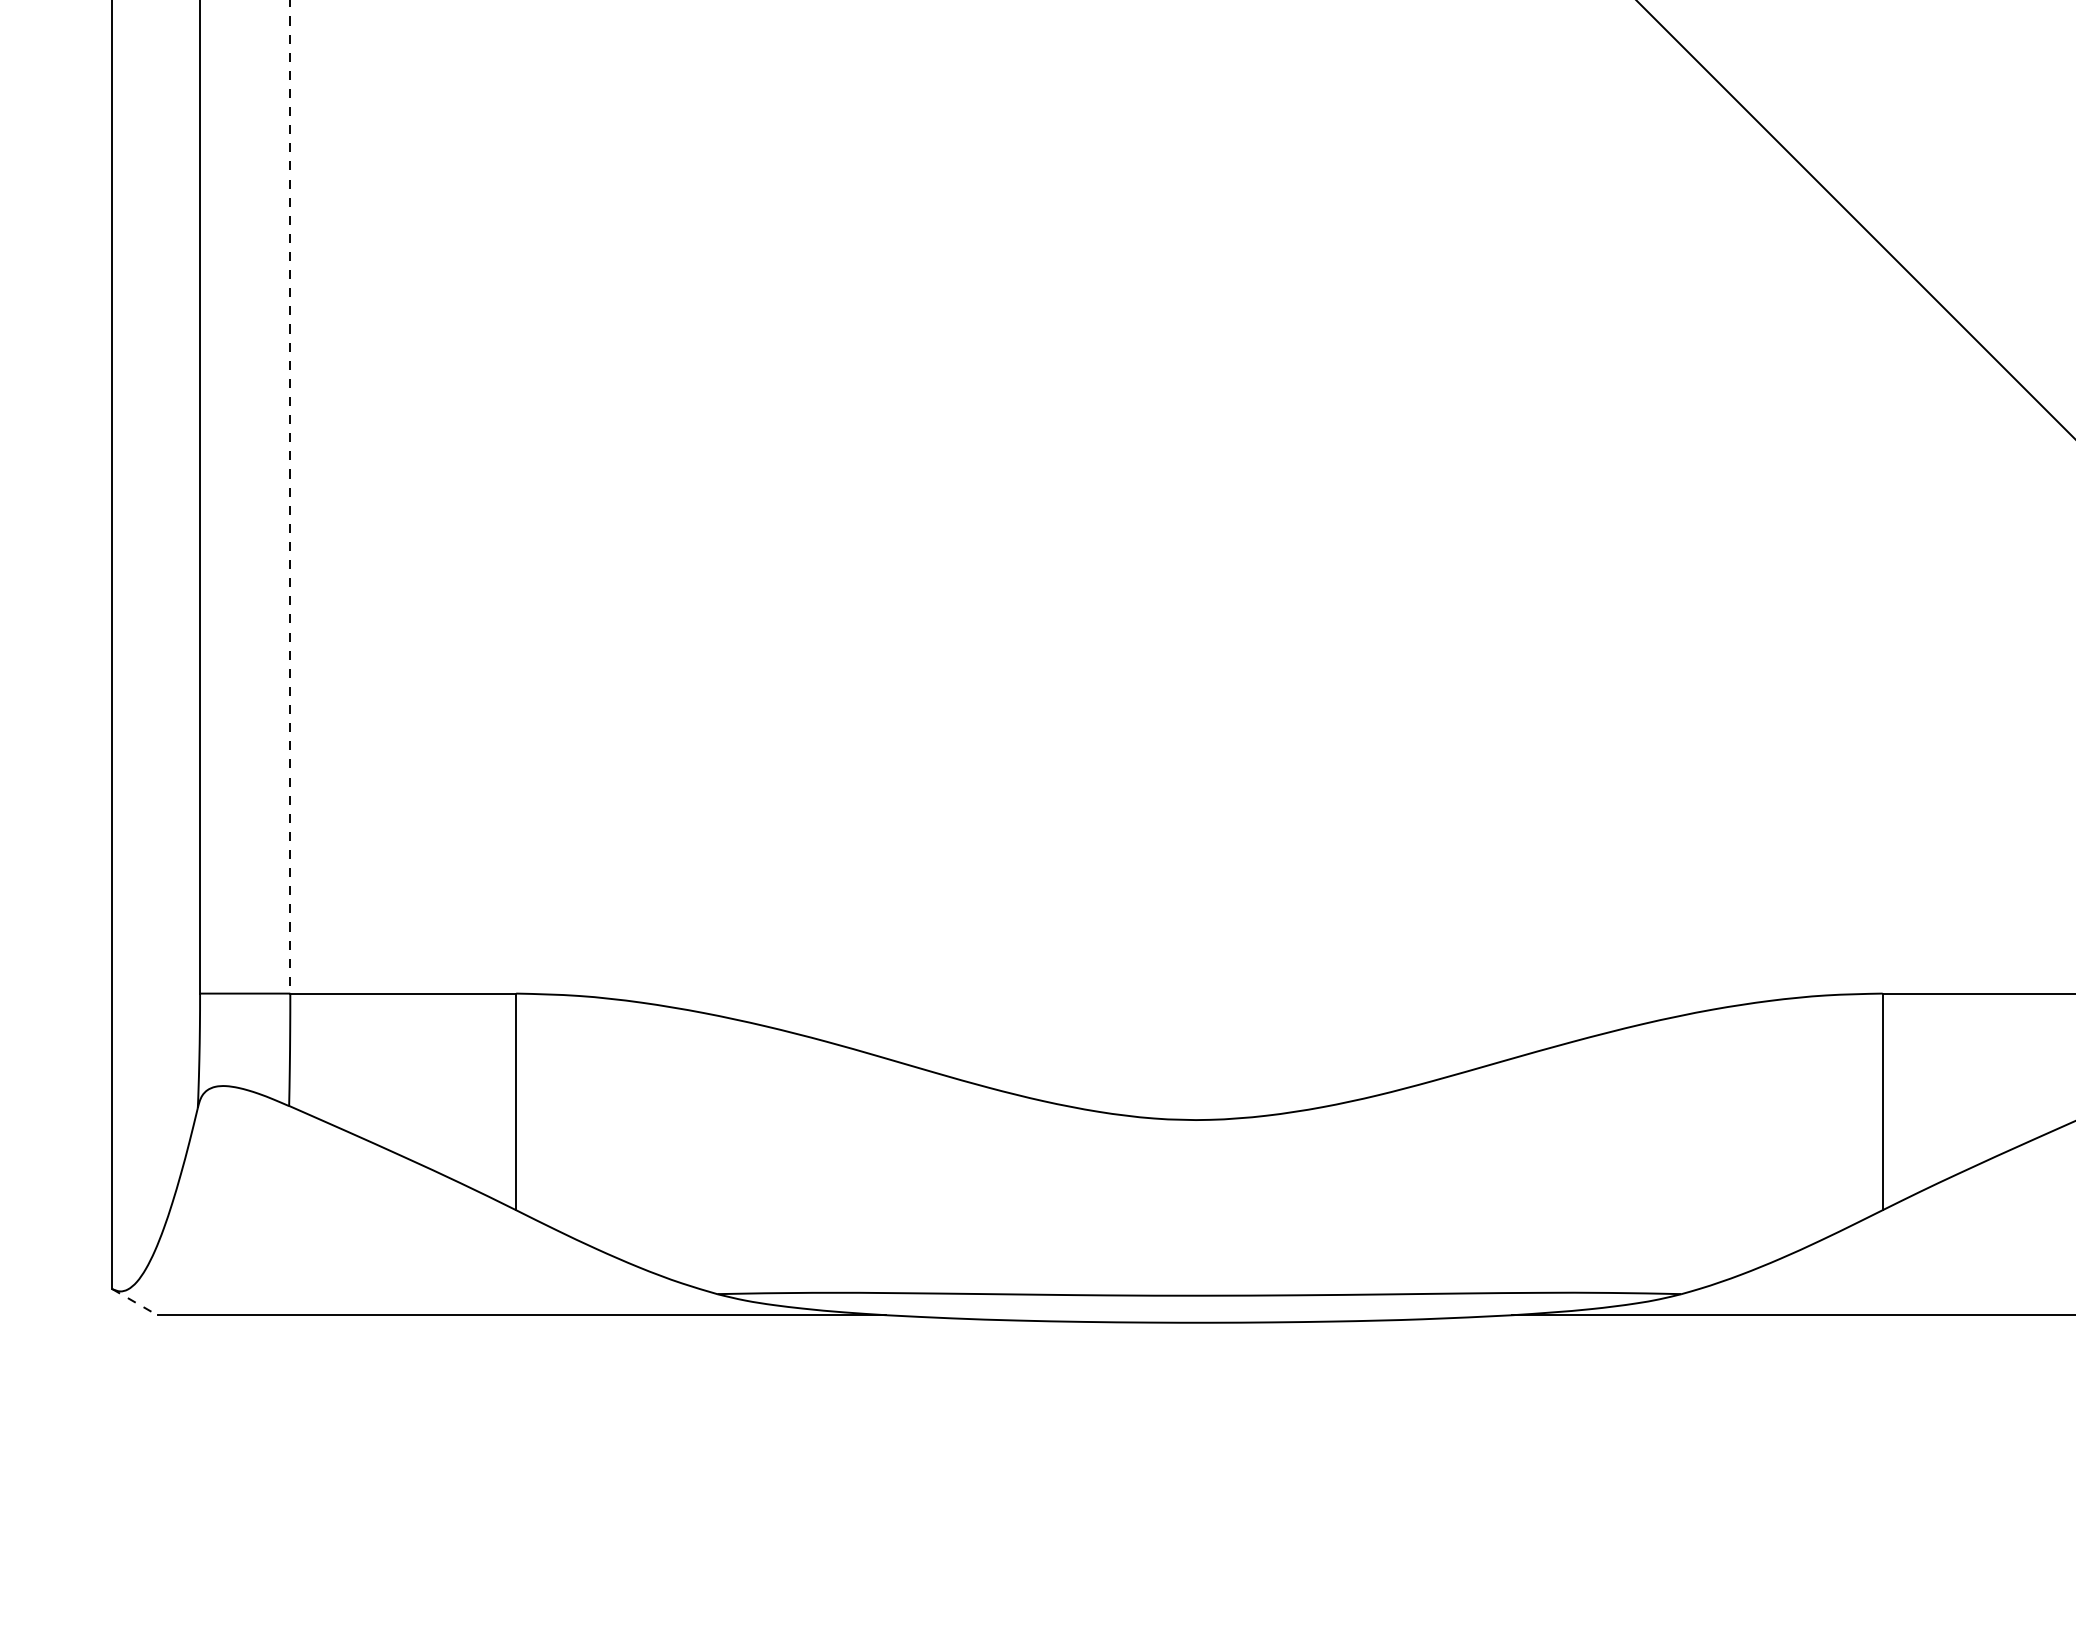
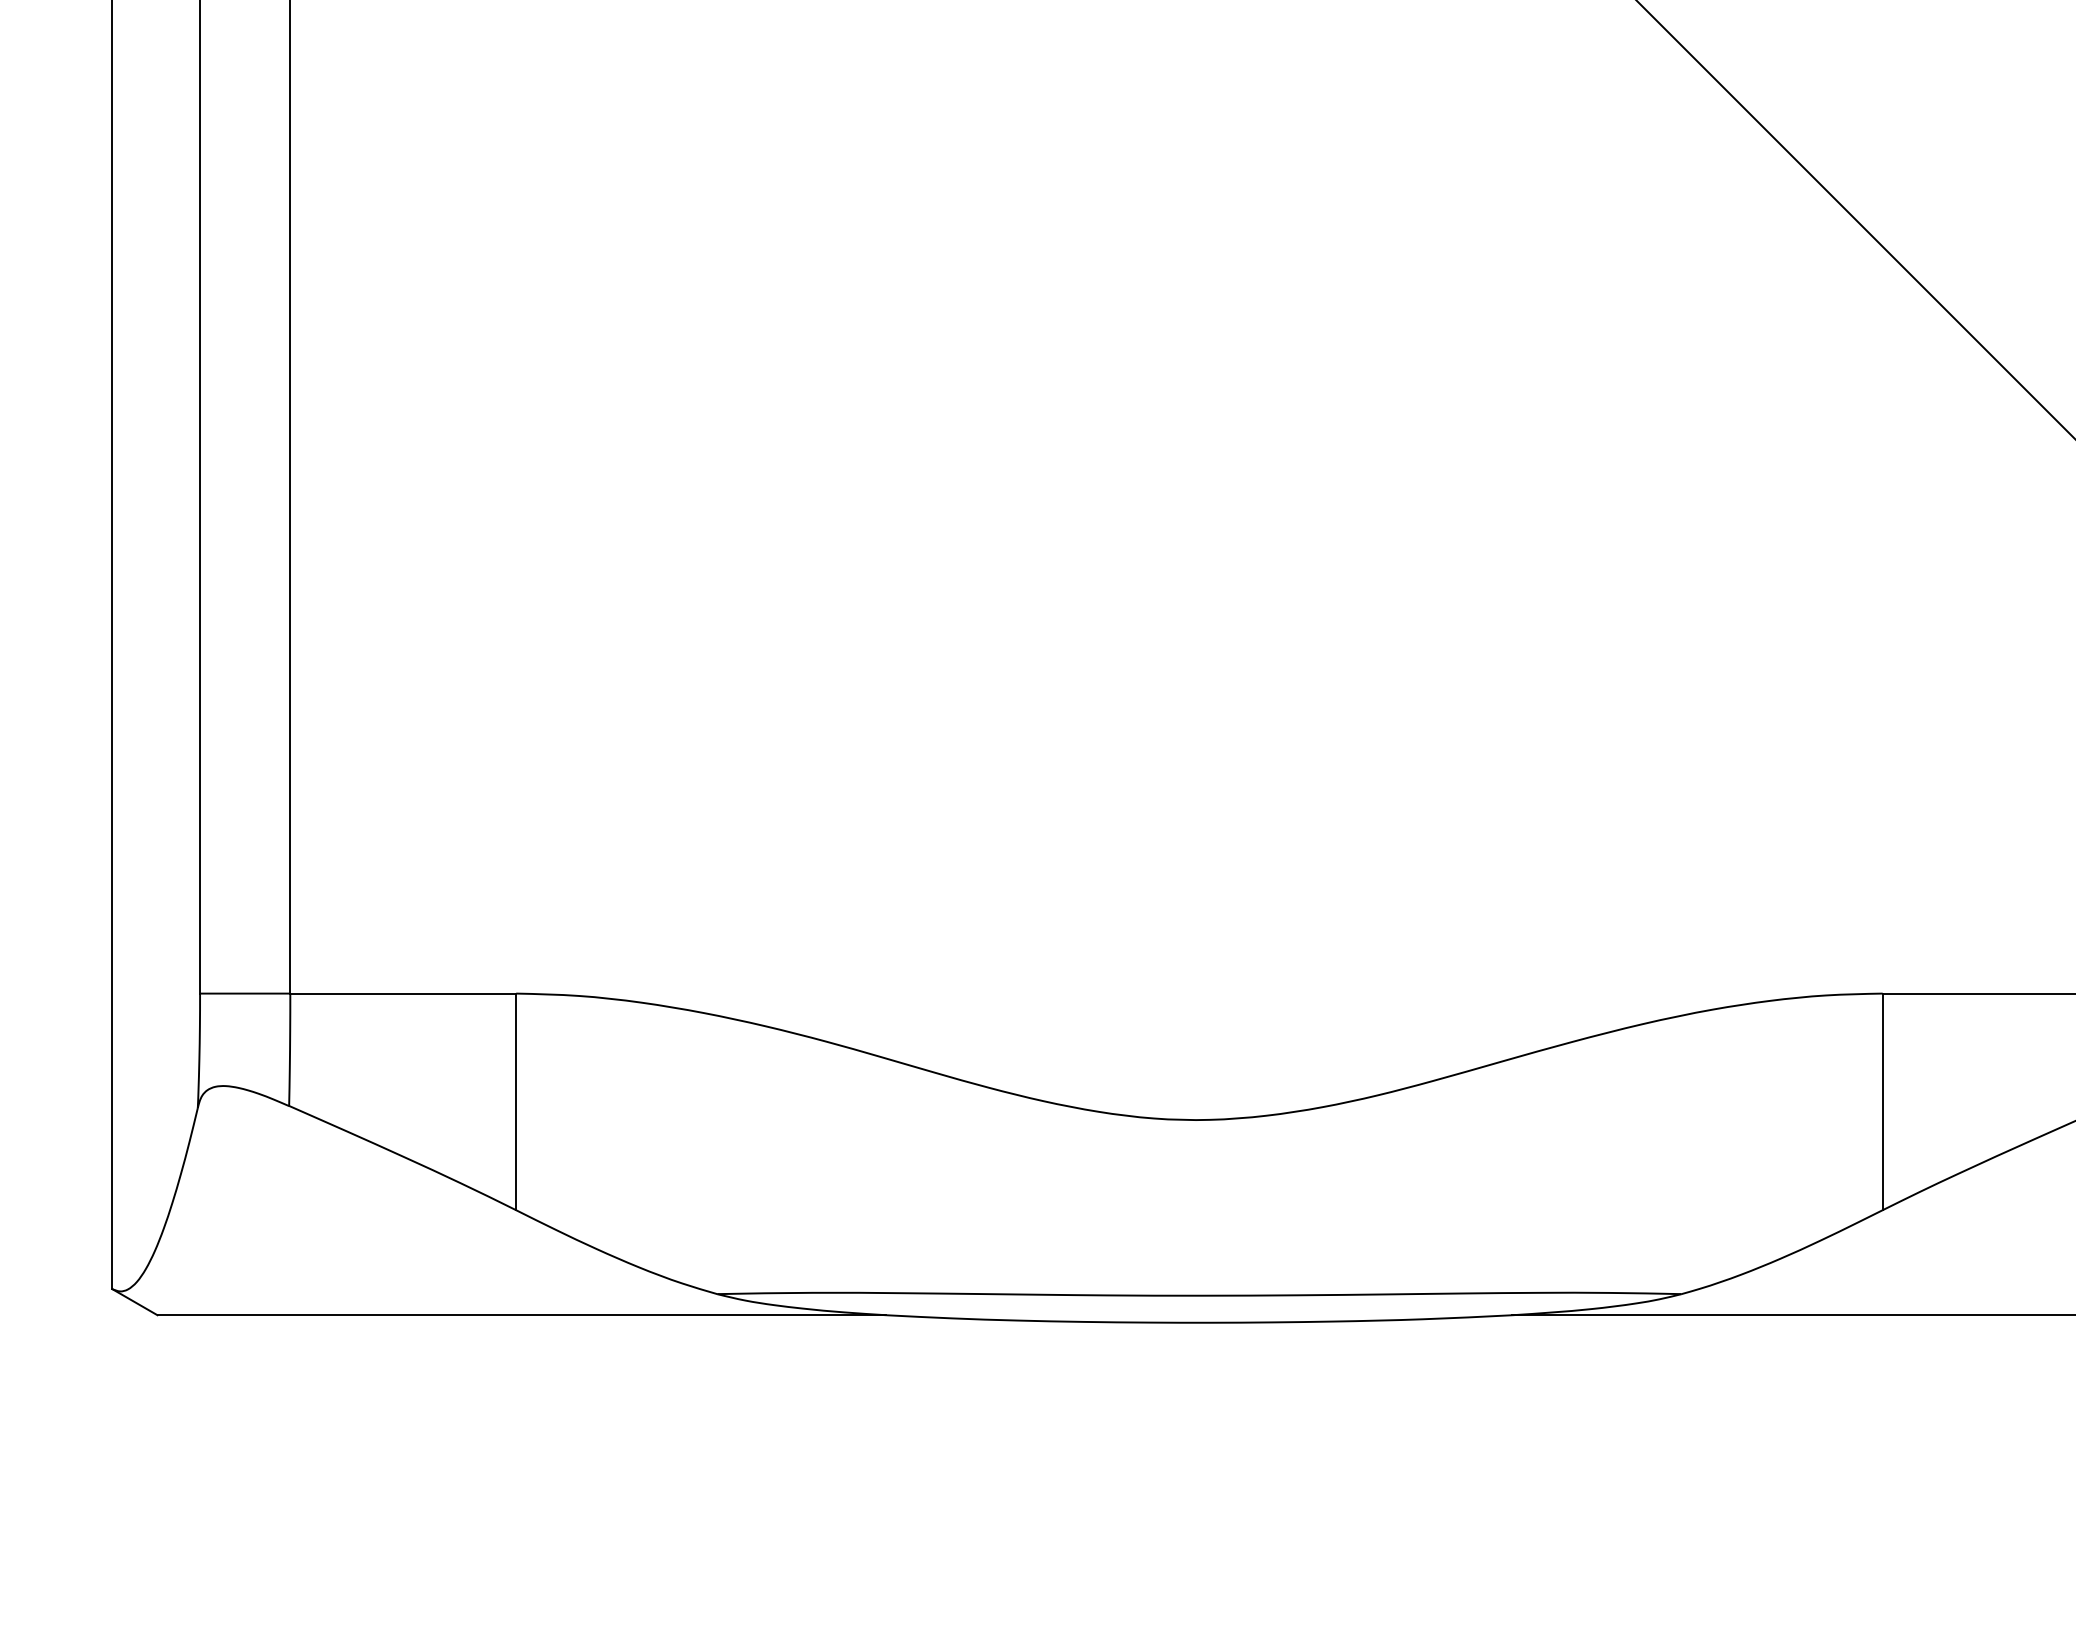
line: dashed -> solid (290, 496)
line: dashed -> solid (135, 1302)
